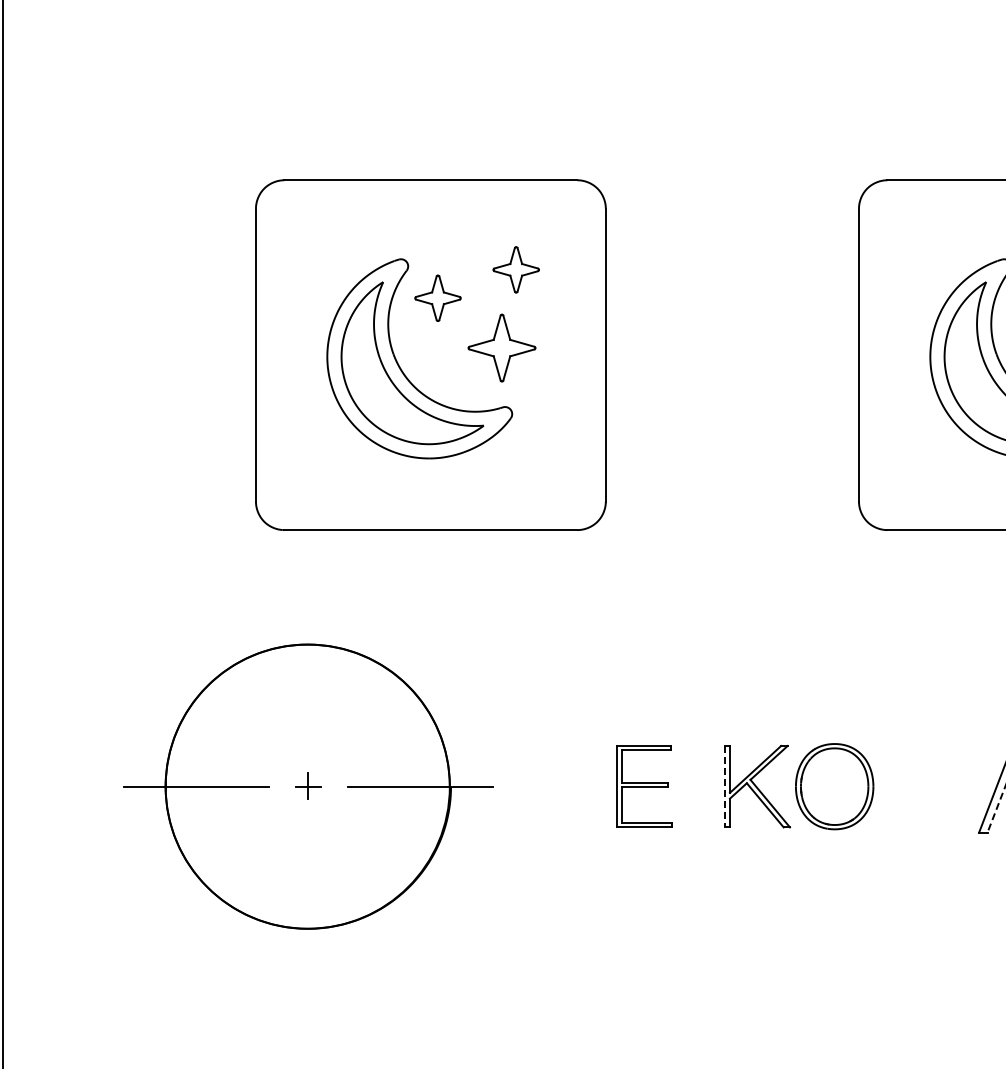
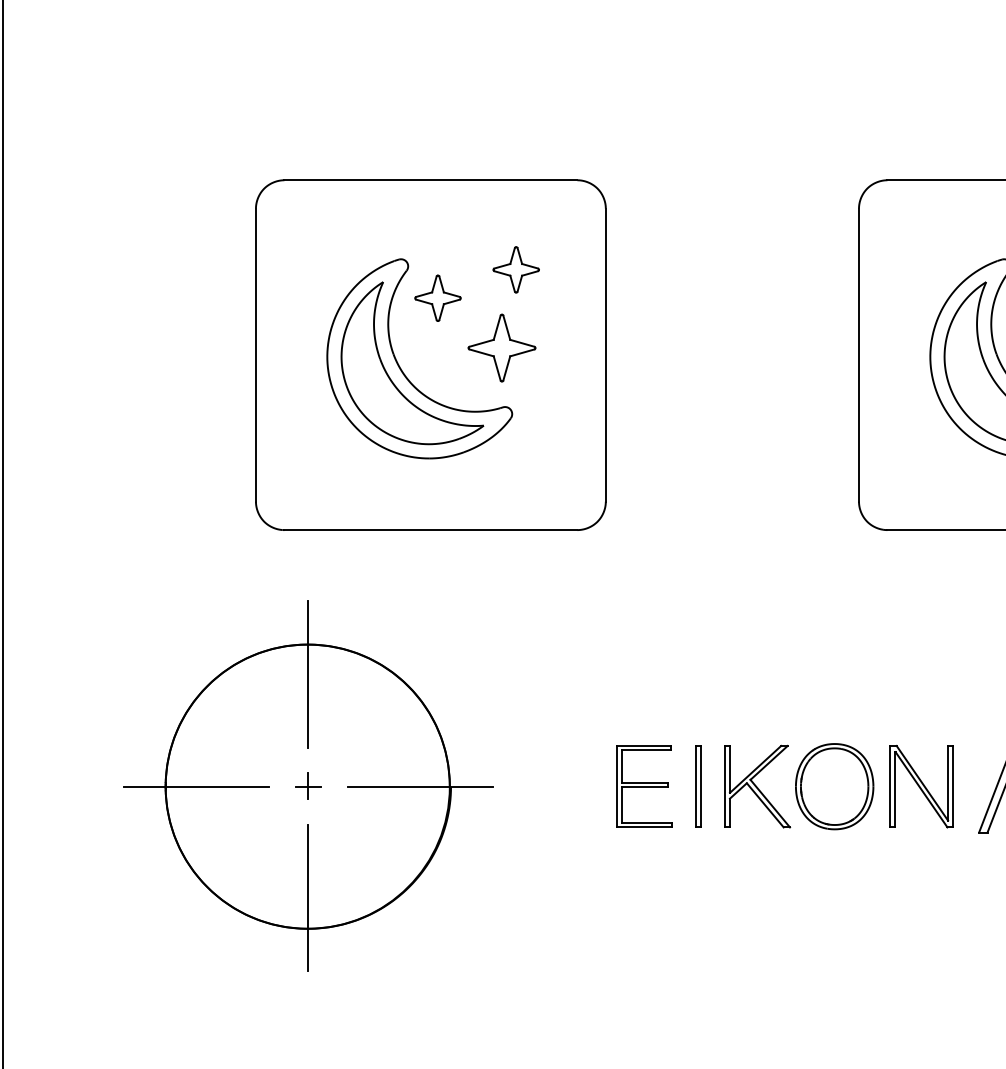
line: none -> present (307, 674)
part: none -> present (698, 786)
line: dashed -> solid (724, 786)
part: none -> present (921, 786)
line: dashed -> solid (996, 809)
line: none -> present (307, 897)
